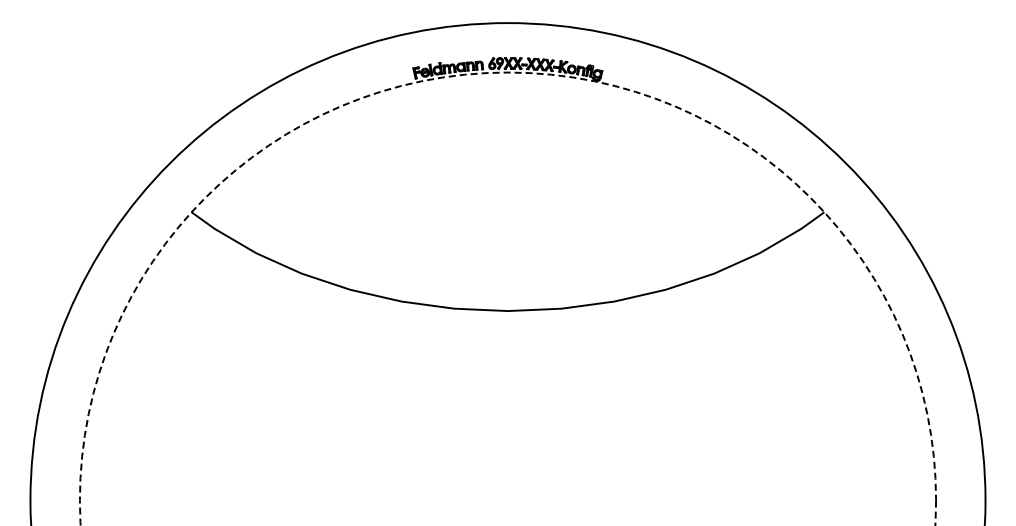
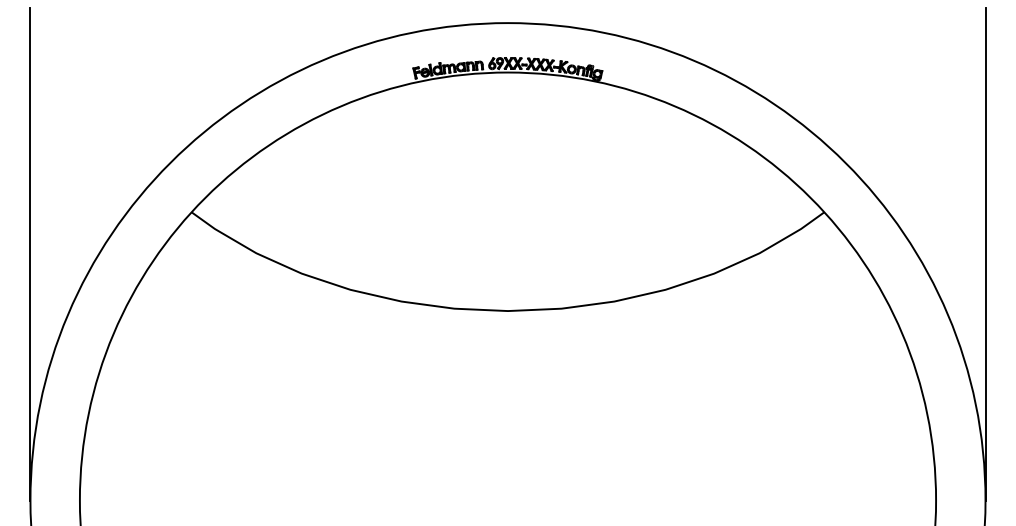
line: none -> present (30, 254)
line: none -> present (985, 254)
circle: dashed -> solid (507, 298)
